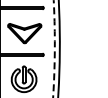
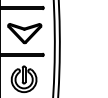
arc: dashed -> solid (54, 49)
